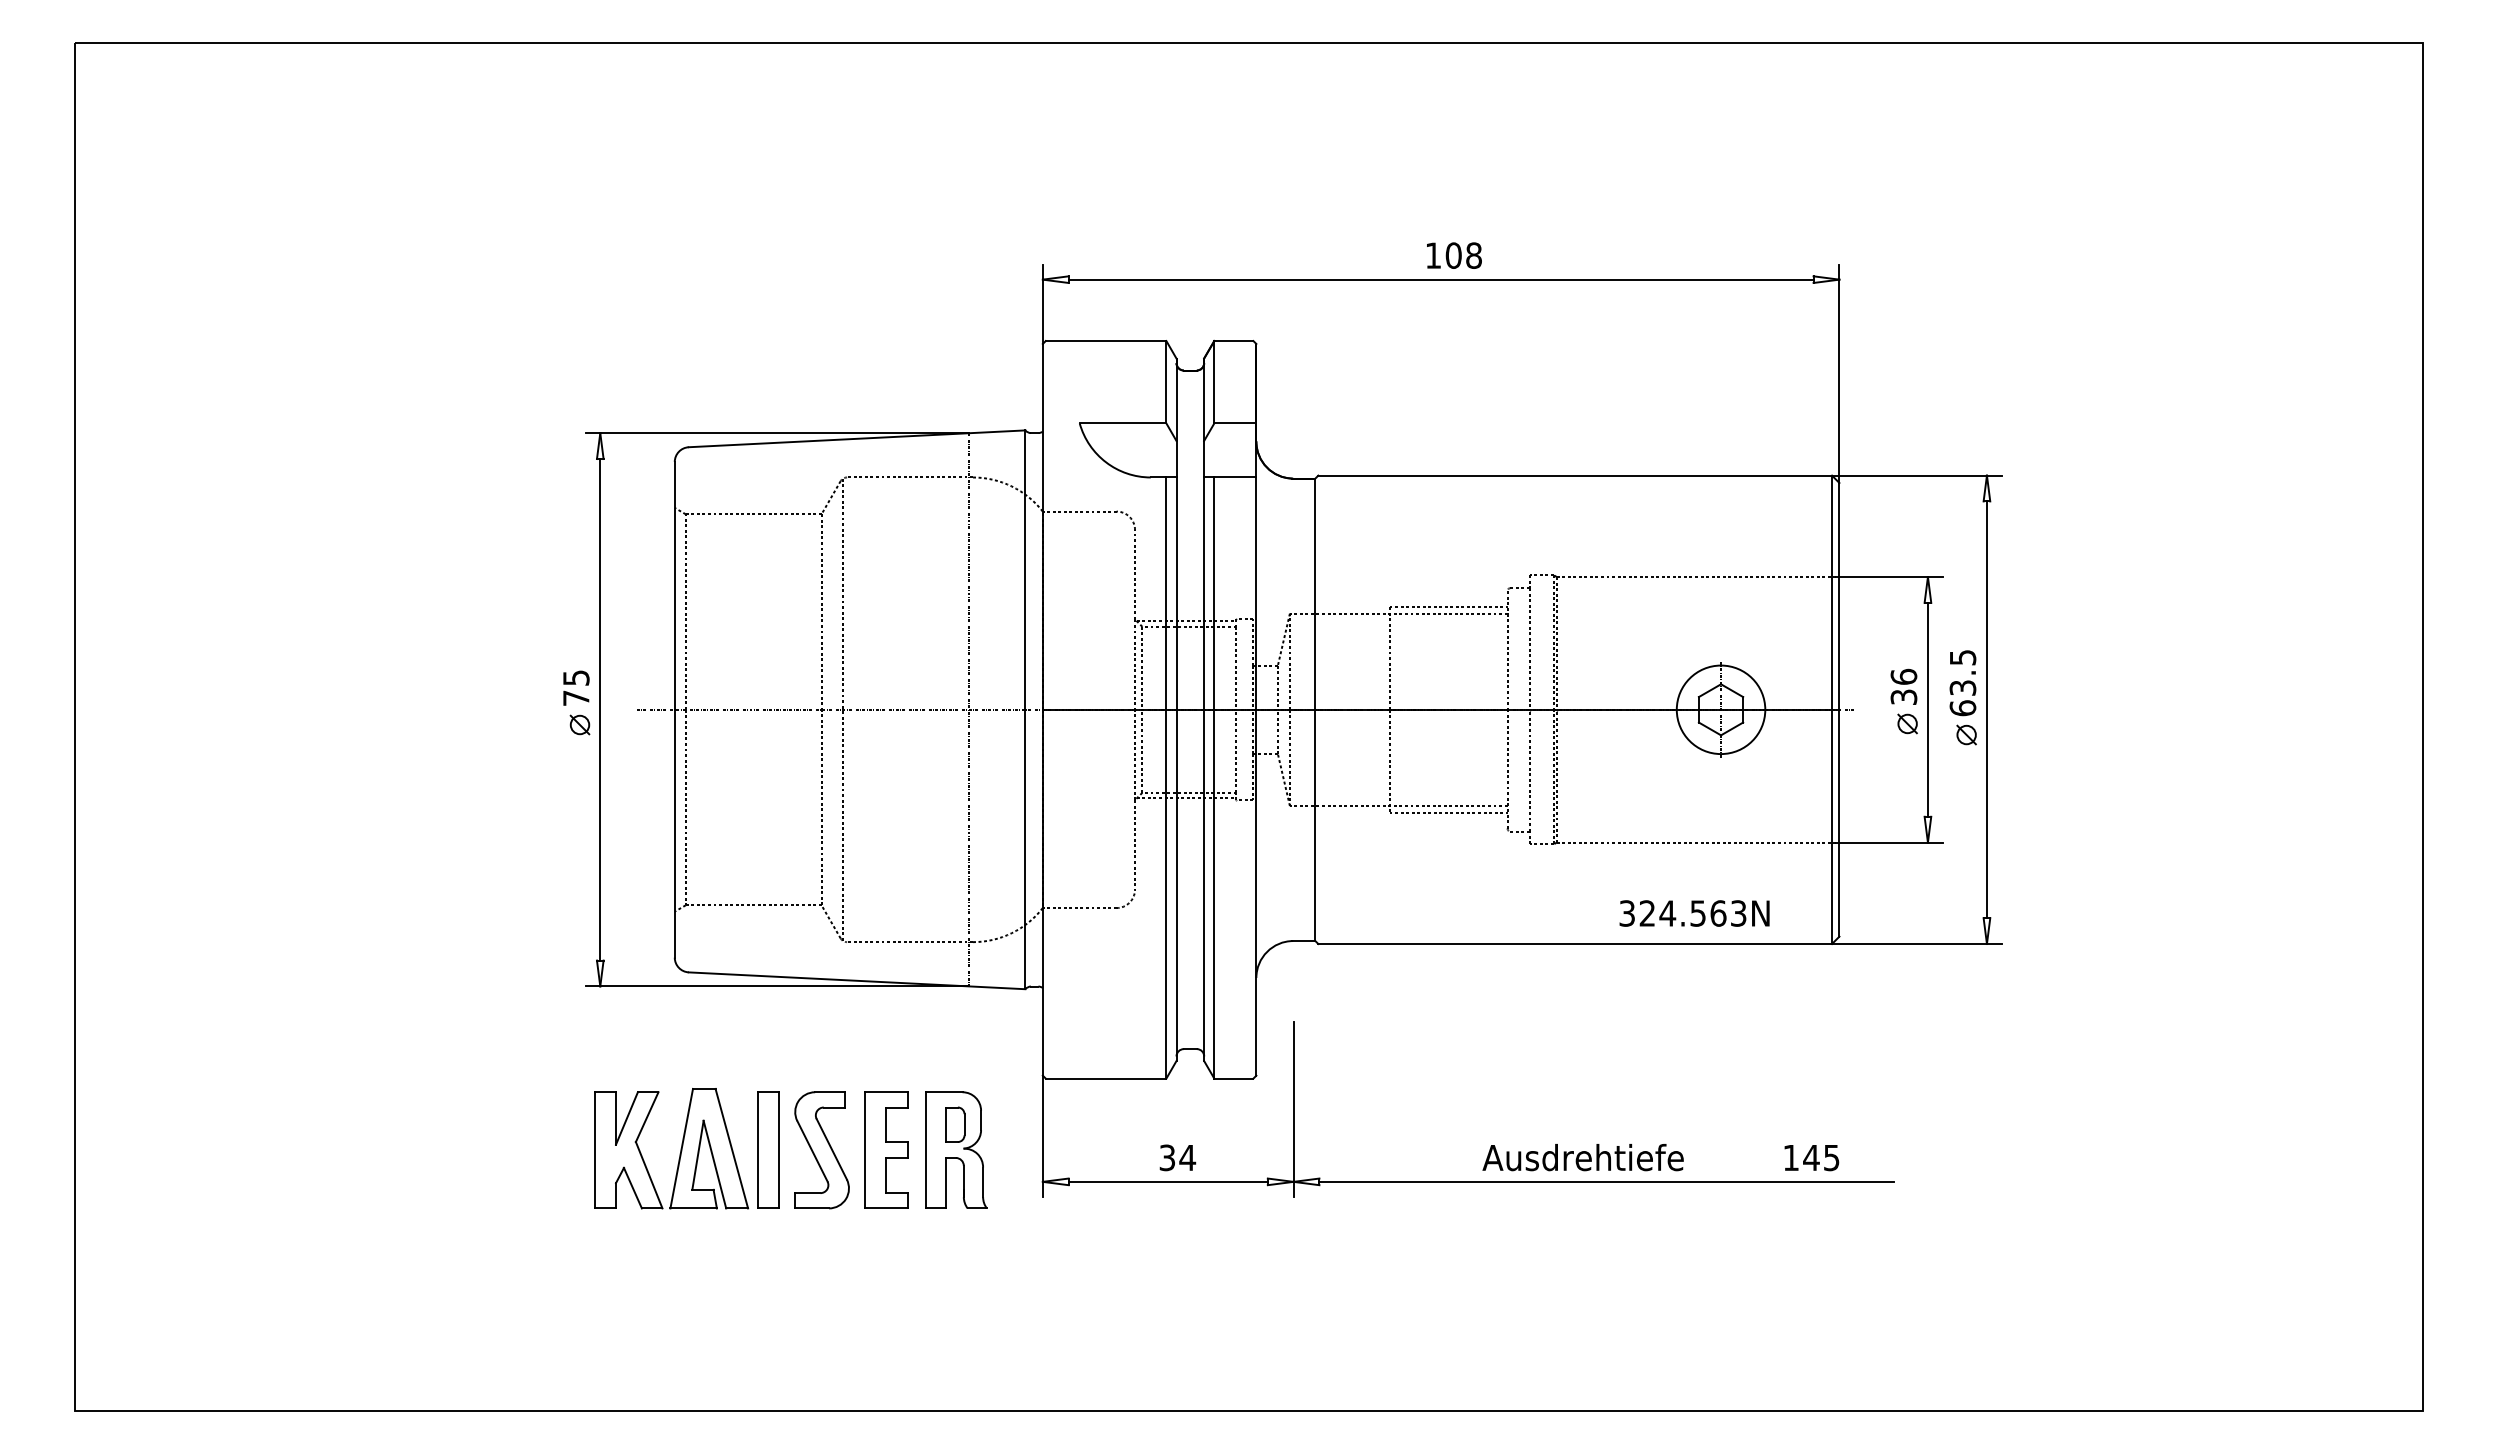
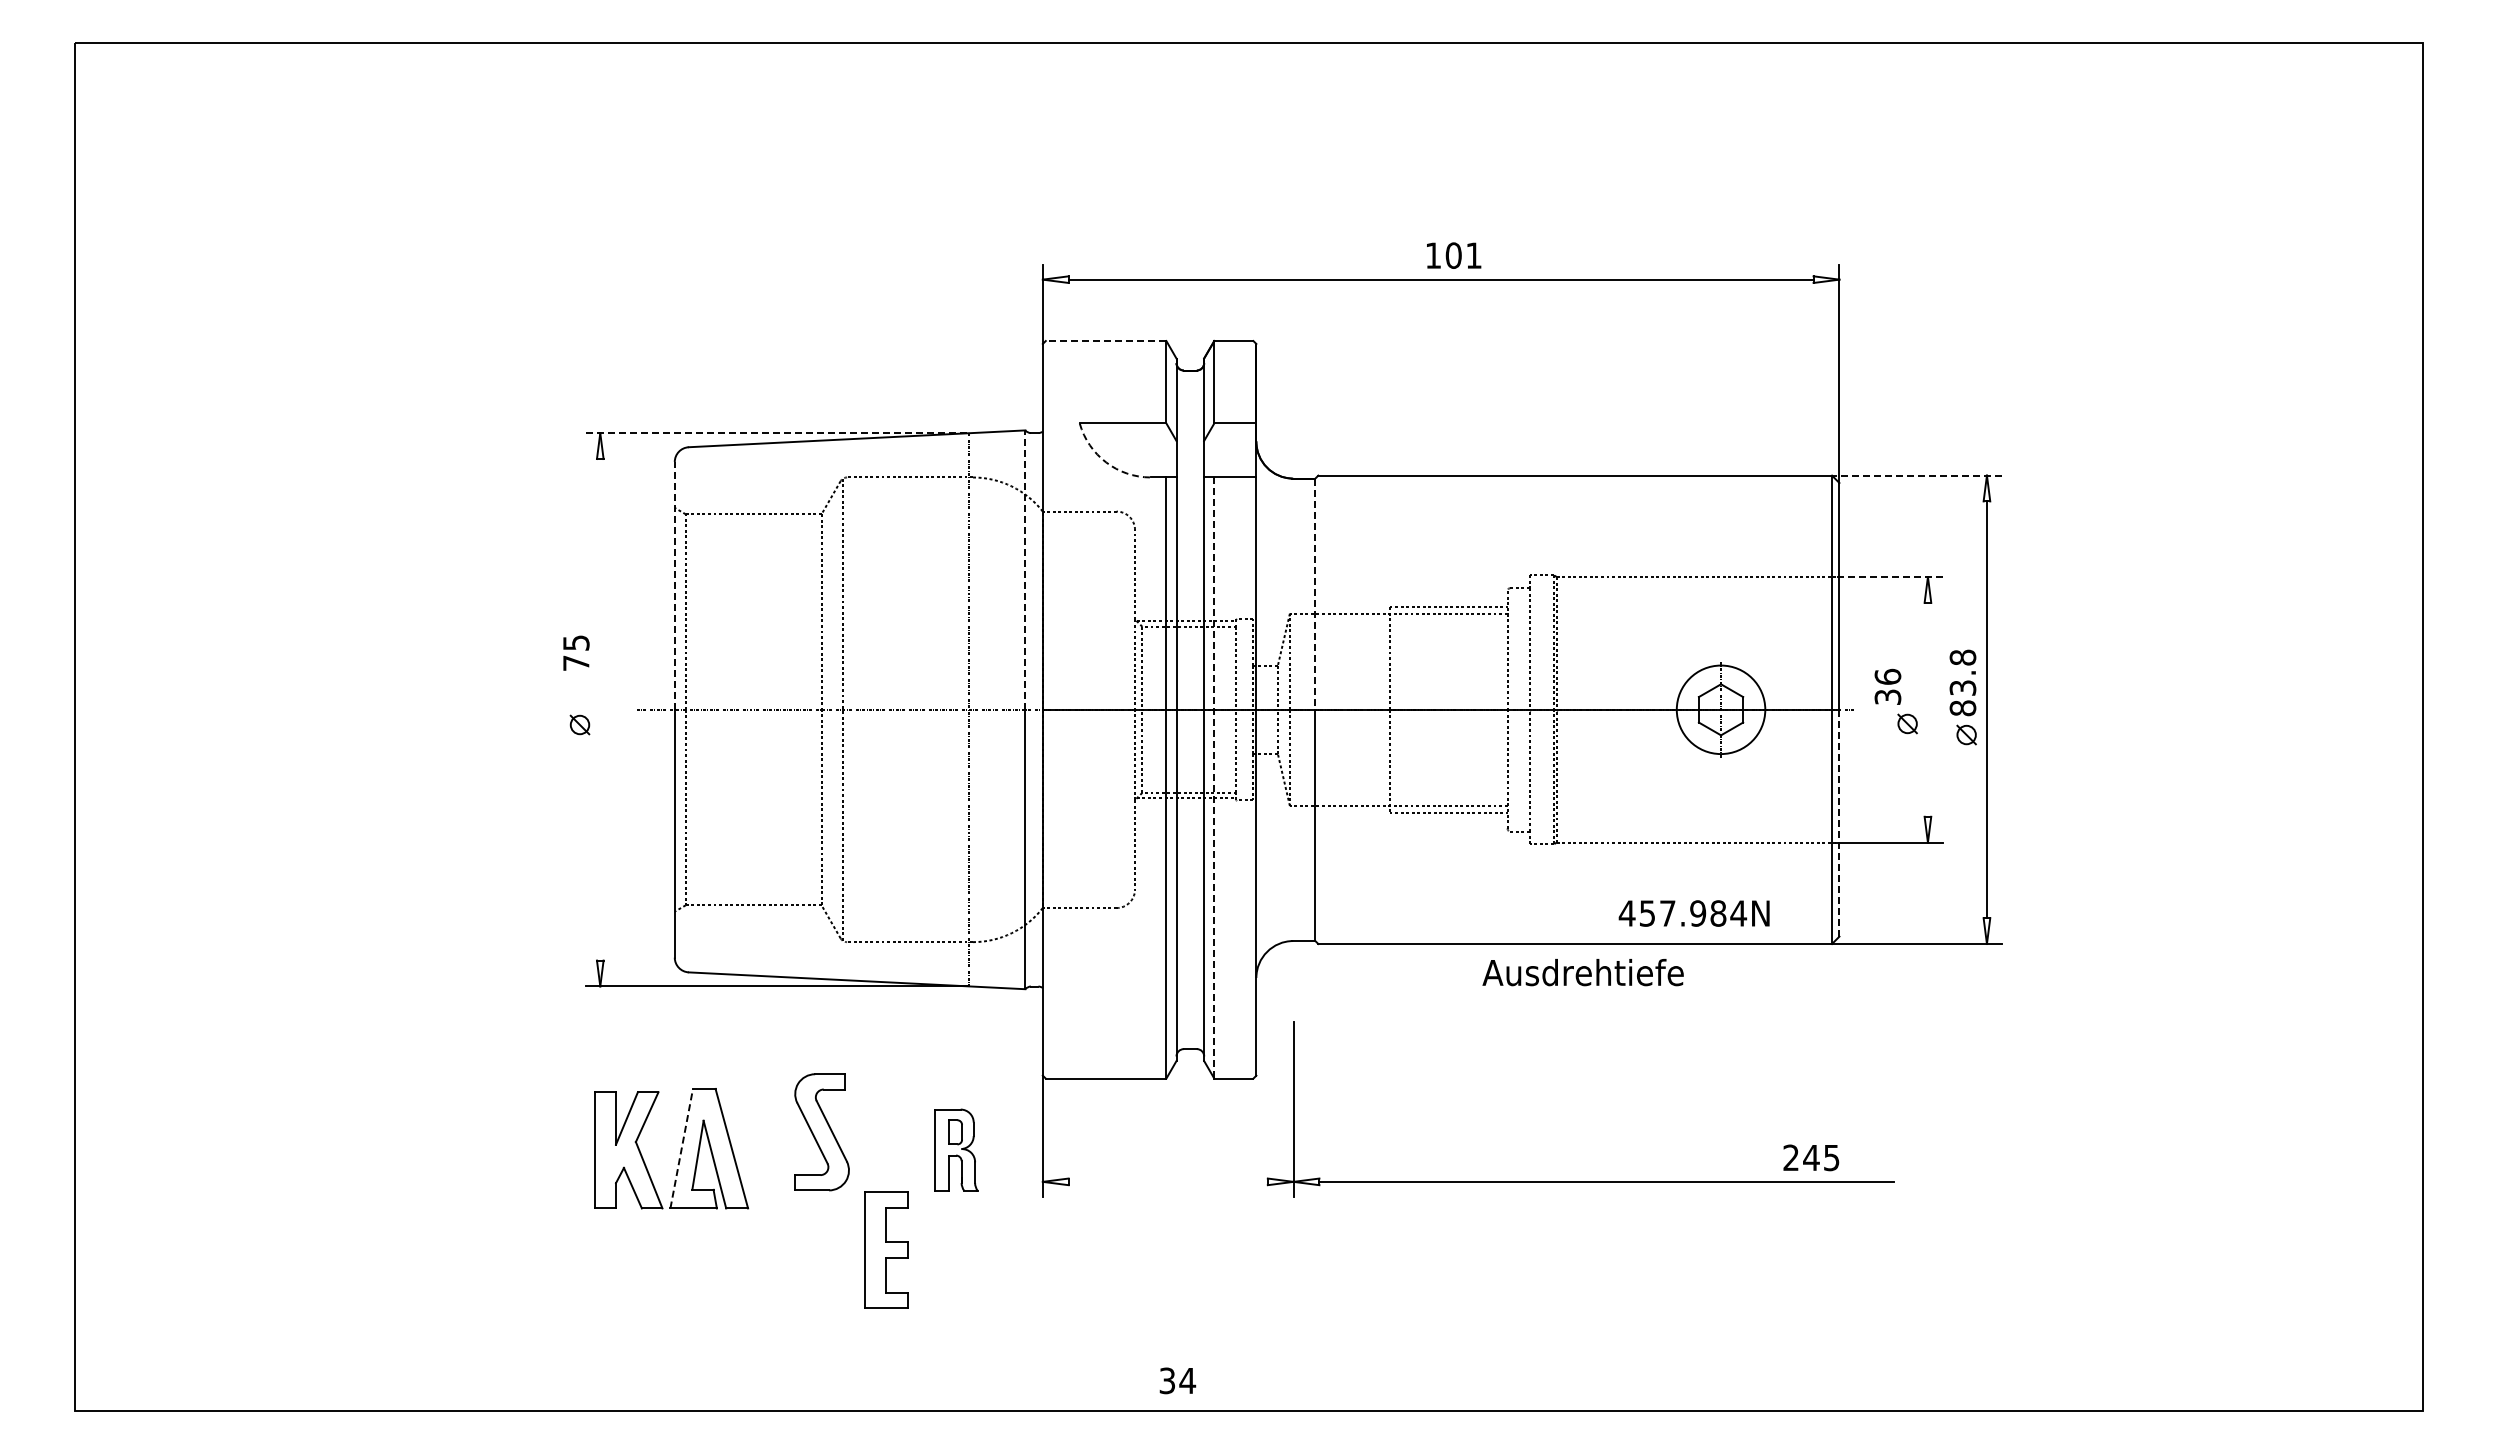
text: 108 -> 101 (1473, 255)
line: solid -> dashed (1105, 341)
line: solid -> dashed (777, 433)
arc: solid -> dashed (1106, 462)
line: solid -> dashed (1916, 475)
line: solid -> dashed (1025, 570)
line: solid -> dashed (1888, 577)
line: solid -> dashed (674, 585)
line: solid -> dashed (1315, 594)
text: 63.5 -> 83.8 (1962, 682)
text position: (1903, 686) -> (1887, 686) (1887, 686)
text position: (576, 687) -> (576, 652) (576, 652)
line: present -> none (600, 709)
line: present -> none (1927, 709)
line: solid -> dashed (1214, 778)
line: solid -> dashed (1839, 823)
text: 324.563N -> 457.984N (1682, 913)
line: solid -> dashed (681, 1148)
part: present -> none (768, 1149)
part position: (886, 1149) -> (886, 1249) (886, 1249)
part size: 63x118 px -> 45x84 px (956, 1149)
part position: (821, 1150) -> (821, 1132) (821, 1132)
text position: (1177, 1157) -> (1177, 1380) (1177, 1380)
text position: (1582, 1157) -> (1582, 972) (1582, 972)
text: 145 -> 245 (1790, 1157)
line: present -> none (1167, 1181)
